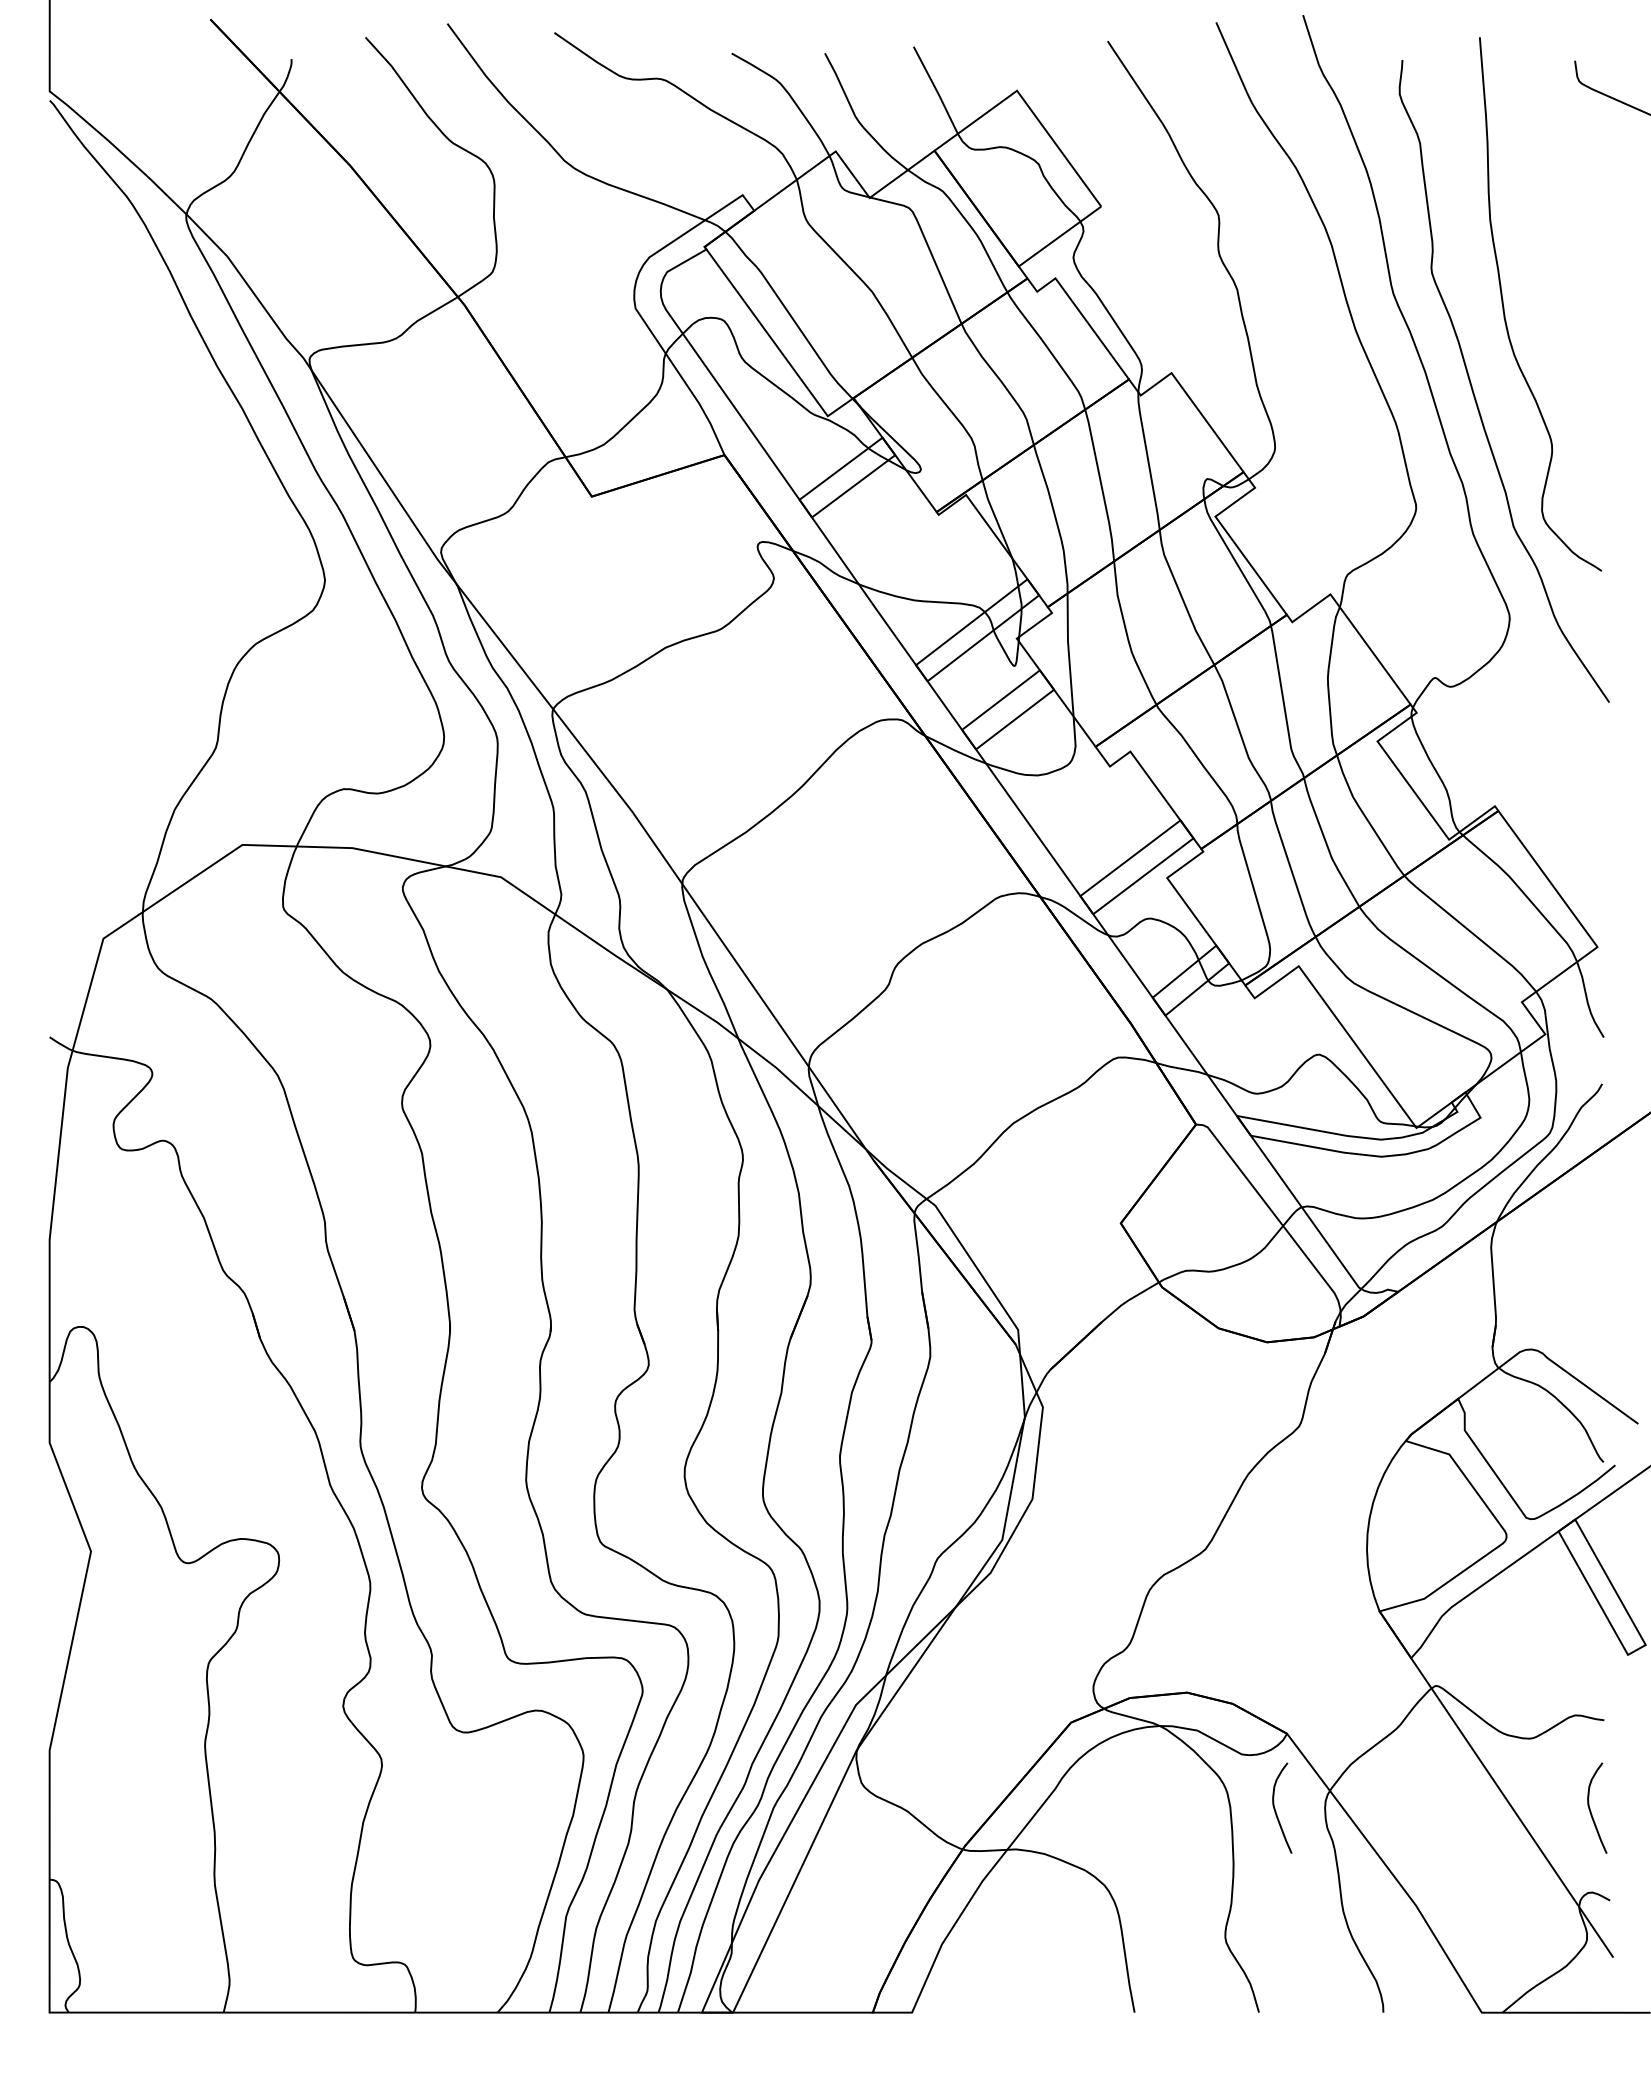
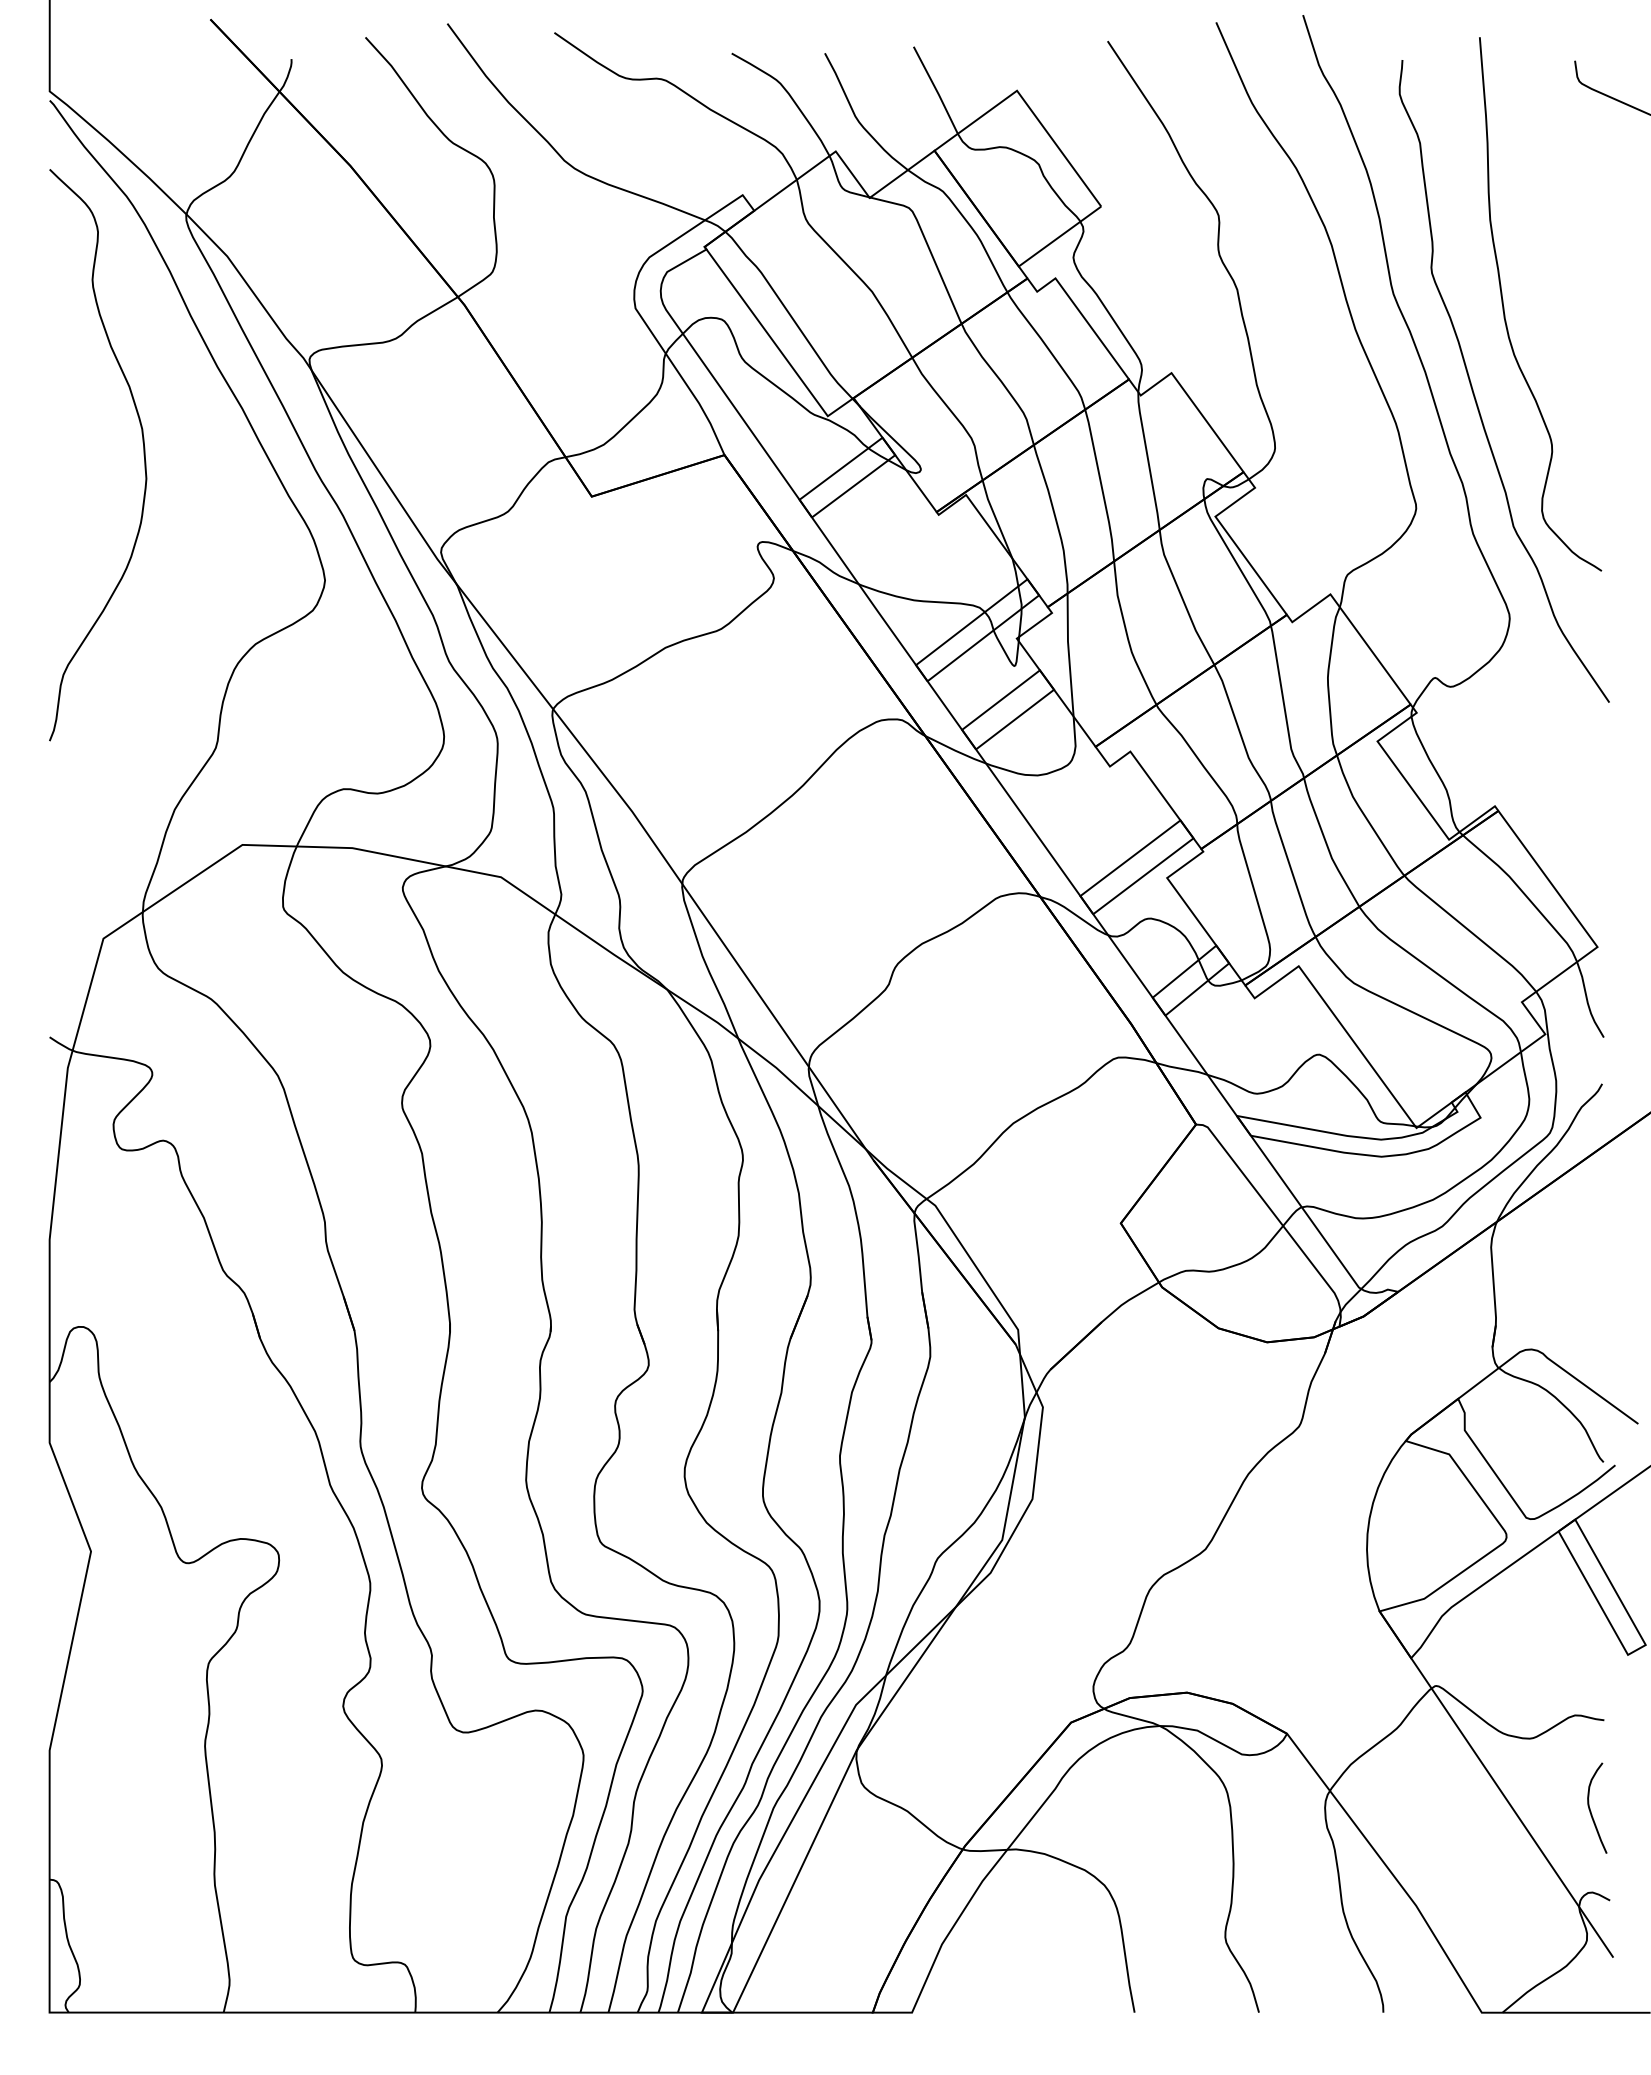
curve: none -> present (143, 455)
curve: present -> none (1275, 1808)
